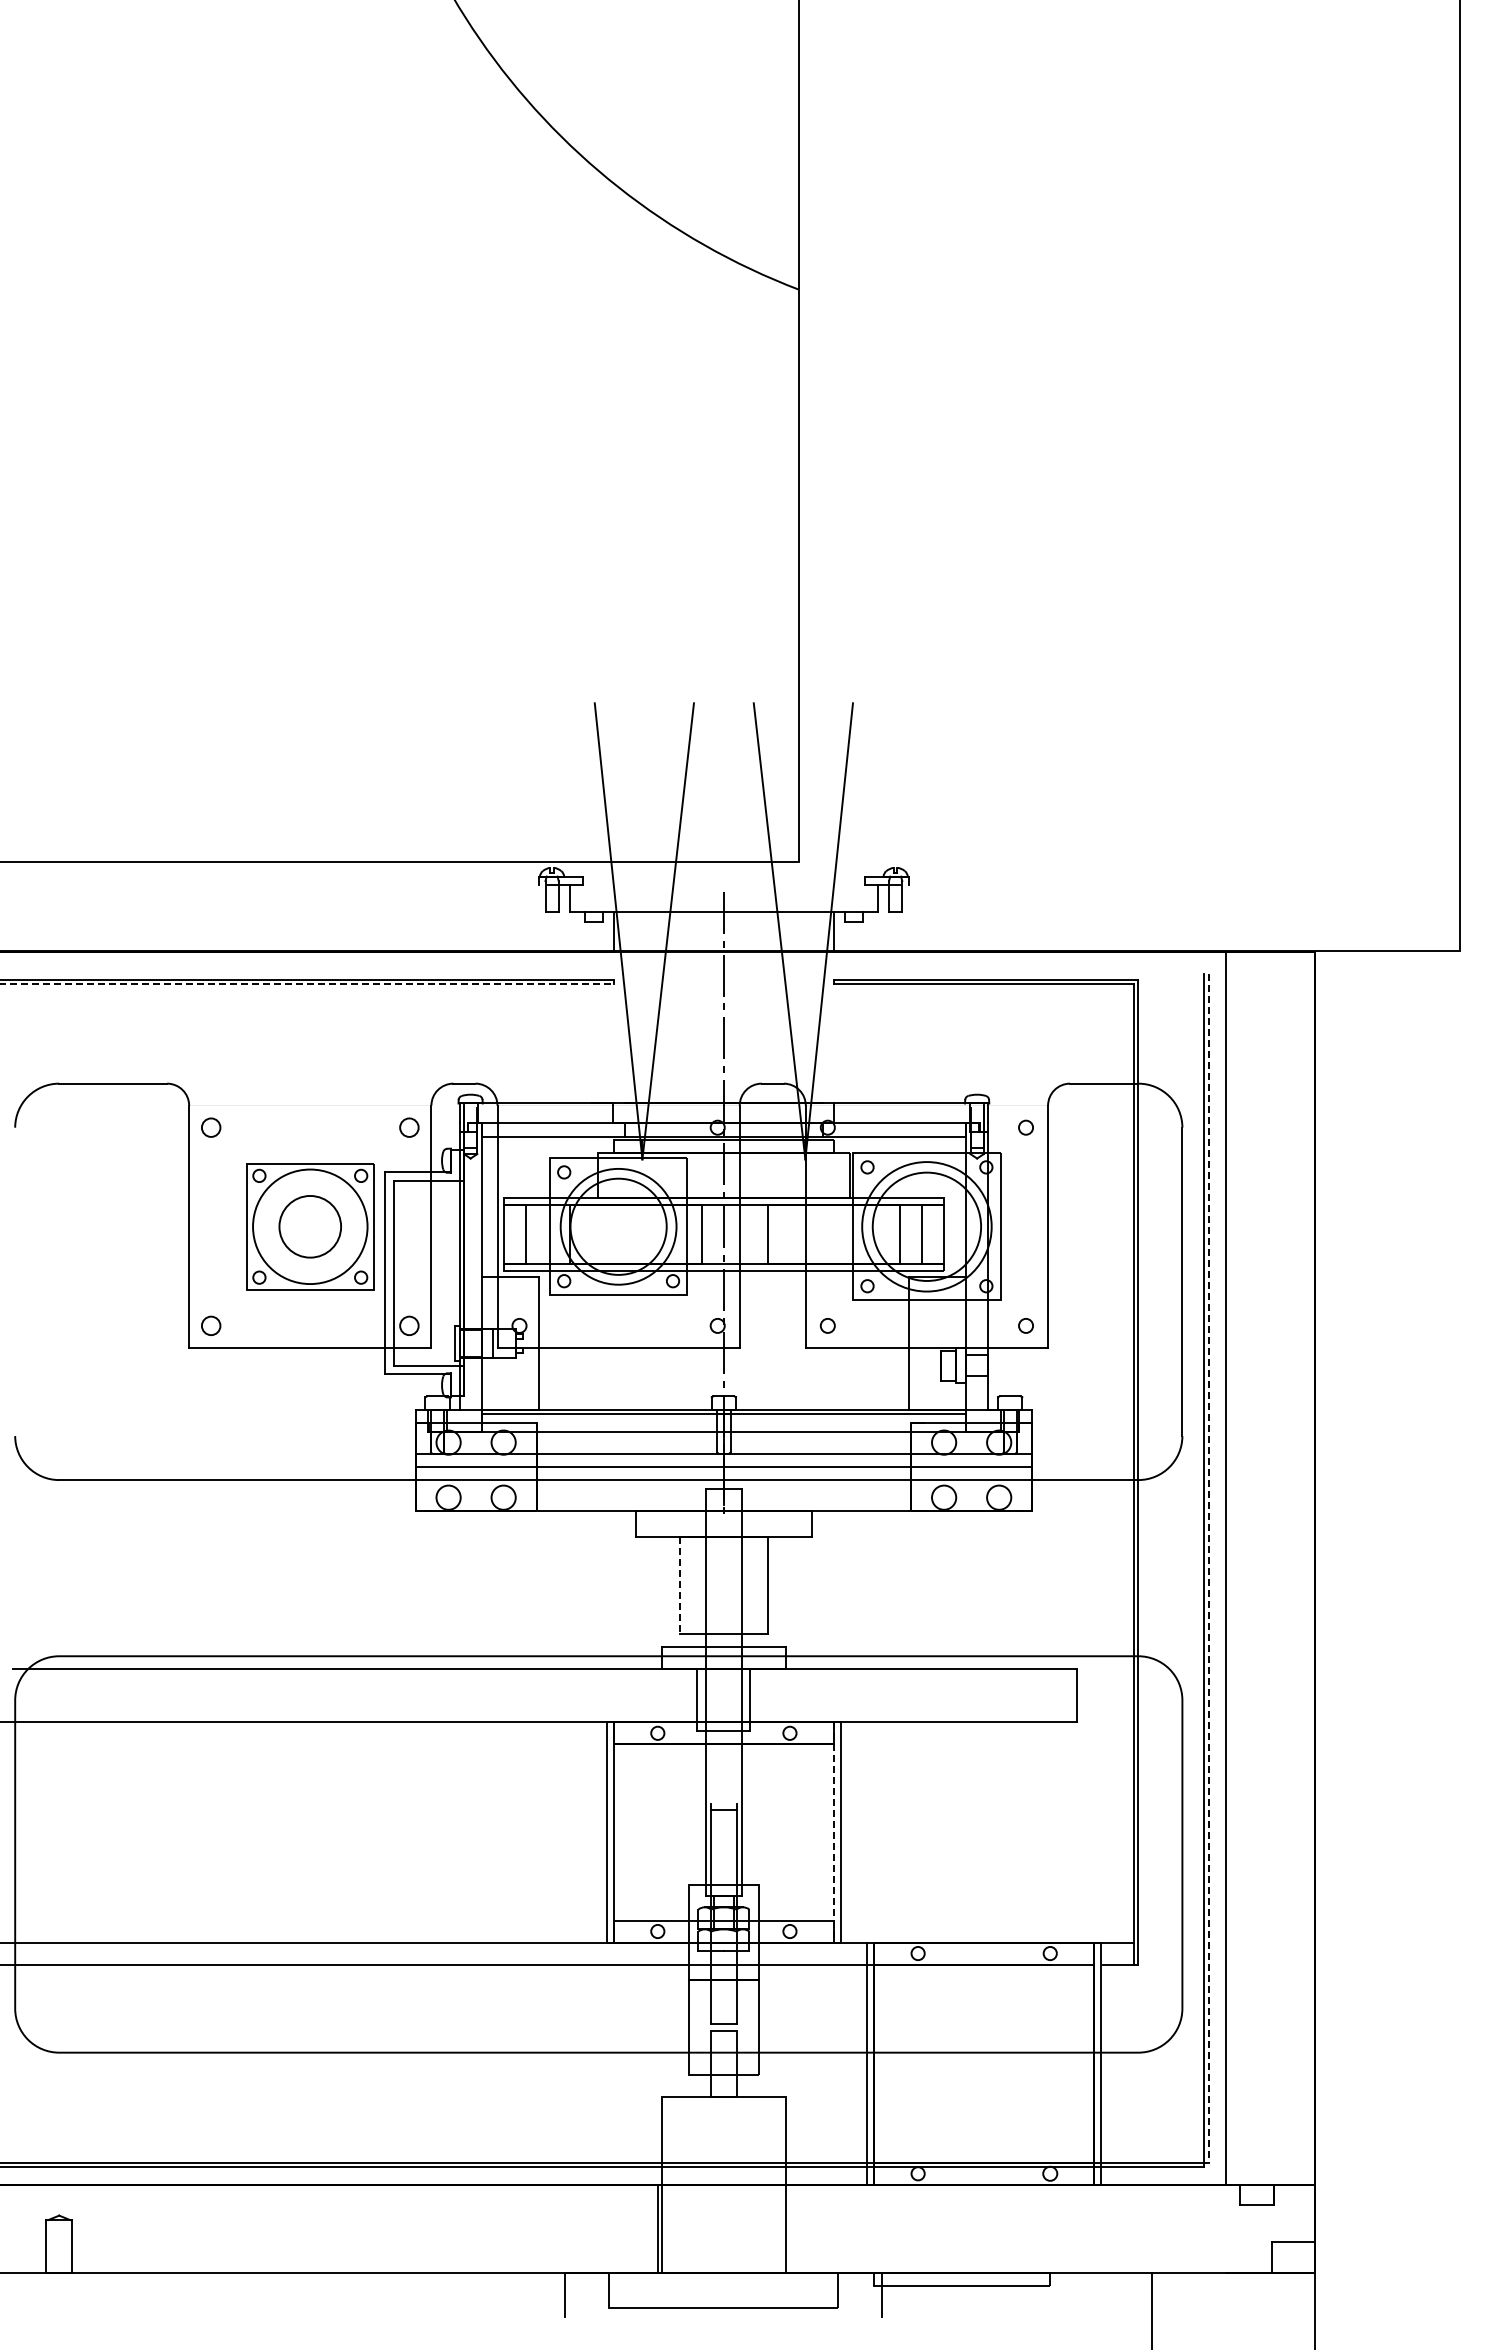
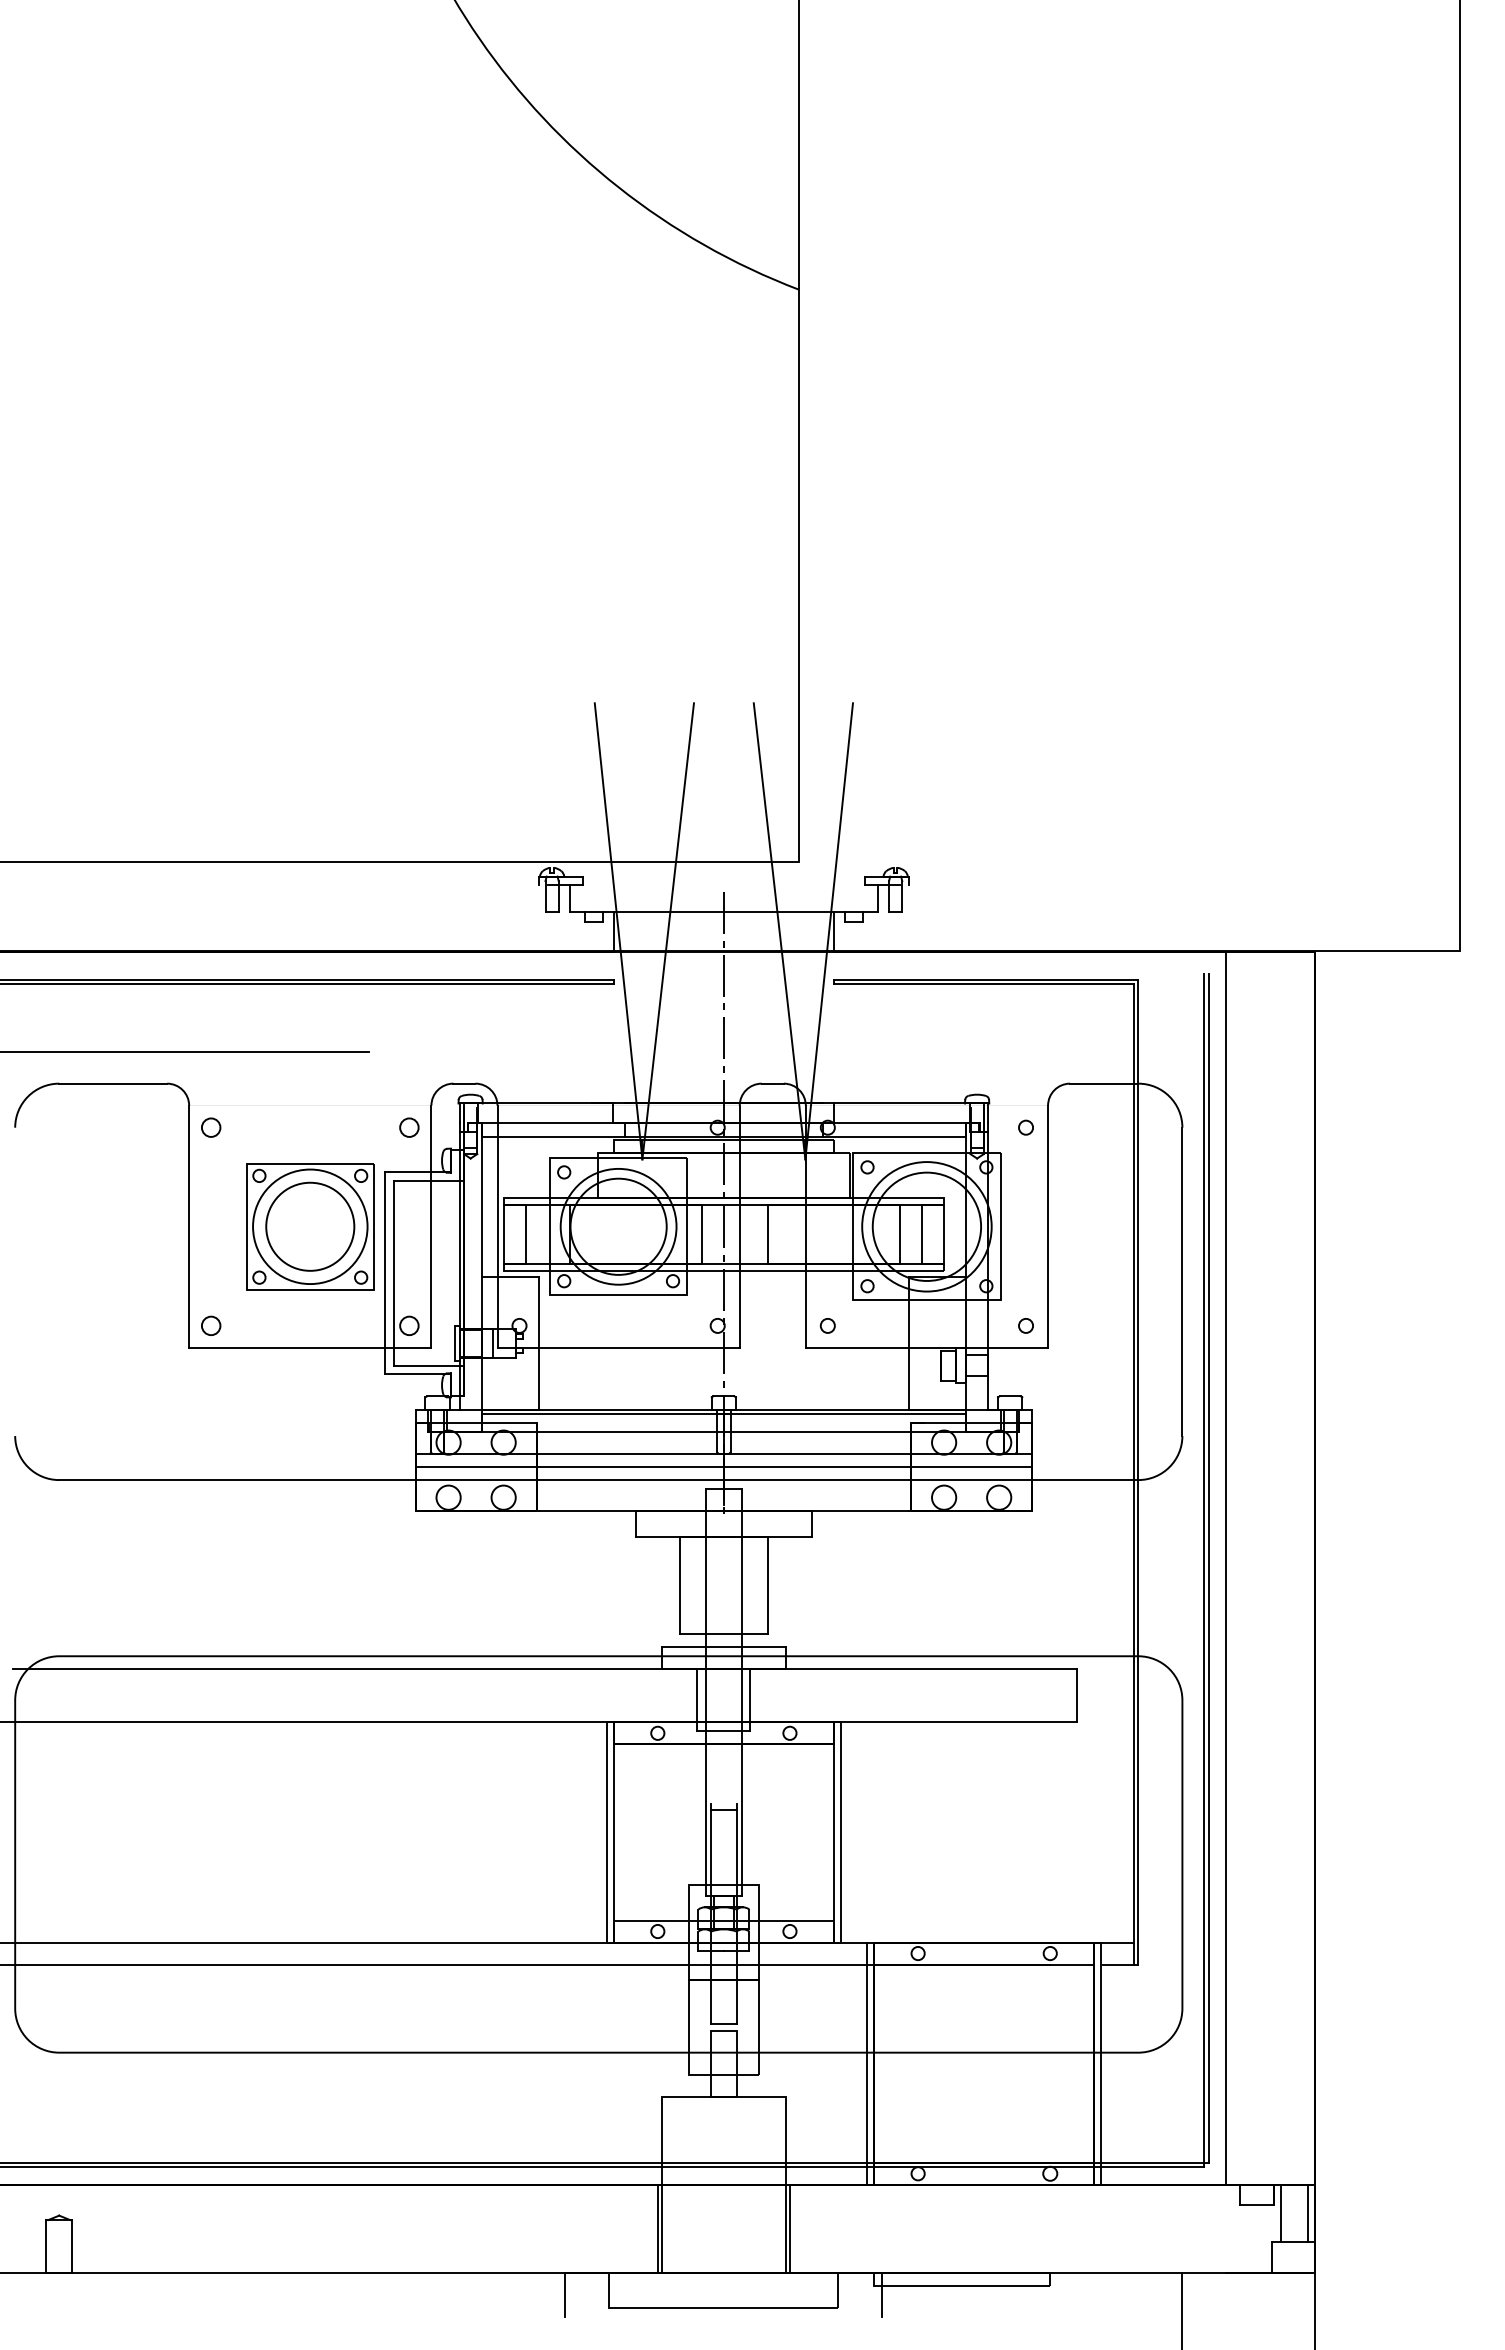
line: dashed -> solid (306, 984)
line: none -> present (185, 1051)
circle diameter: 62 px -> 88 px (310, 1226)
line: dashed -> solid (1208, 1568)
line: dashed -> solid (679, 1586)
line: dashed -> solid (834, 1832)
line: none -> present (1280, 2213)
line: none -> present (1307, 2213)
line: none -> present (789, 2228)
line position: (1152, 2309) -> (1182, 2309) (1182, 2309)
